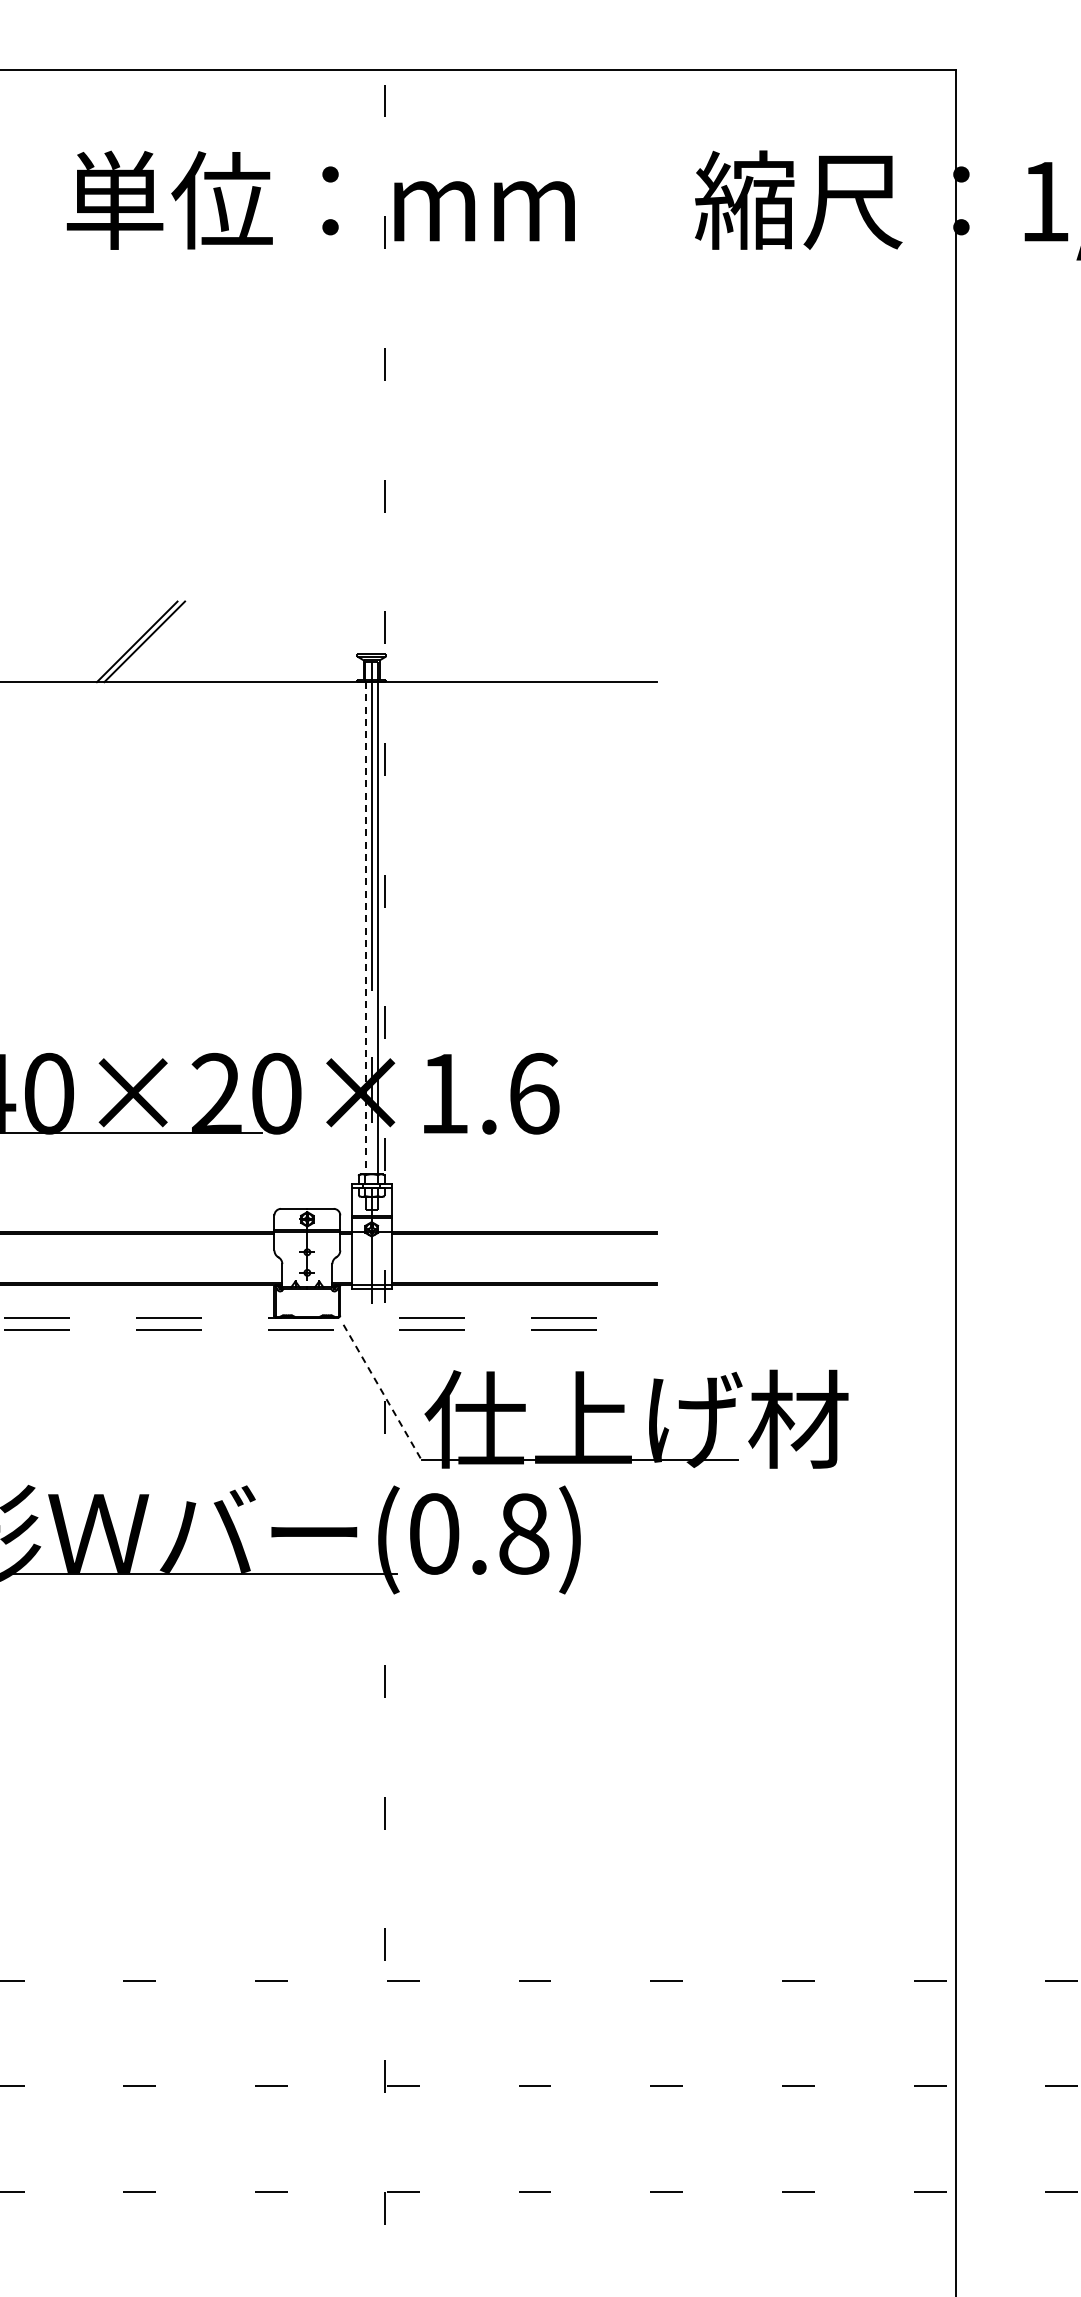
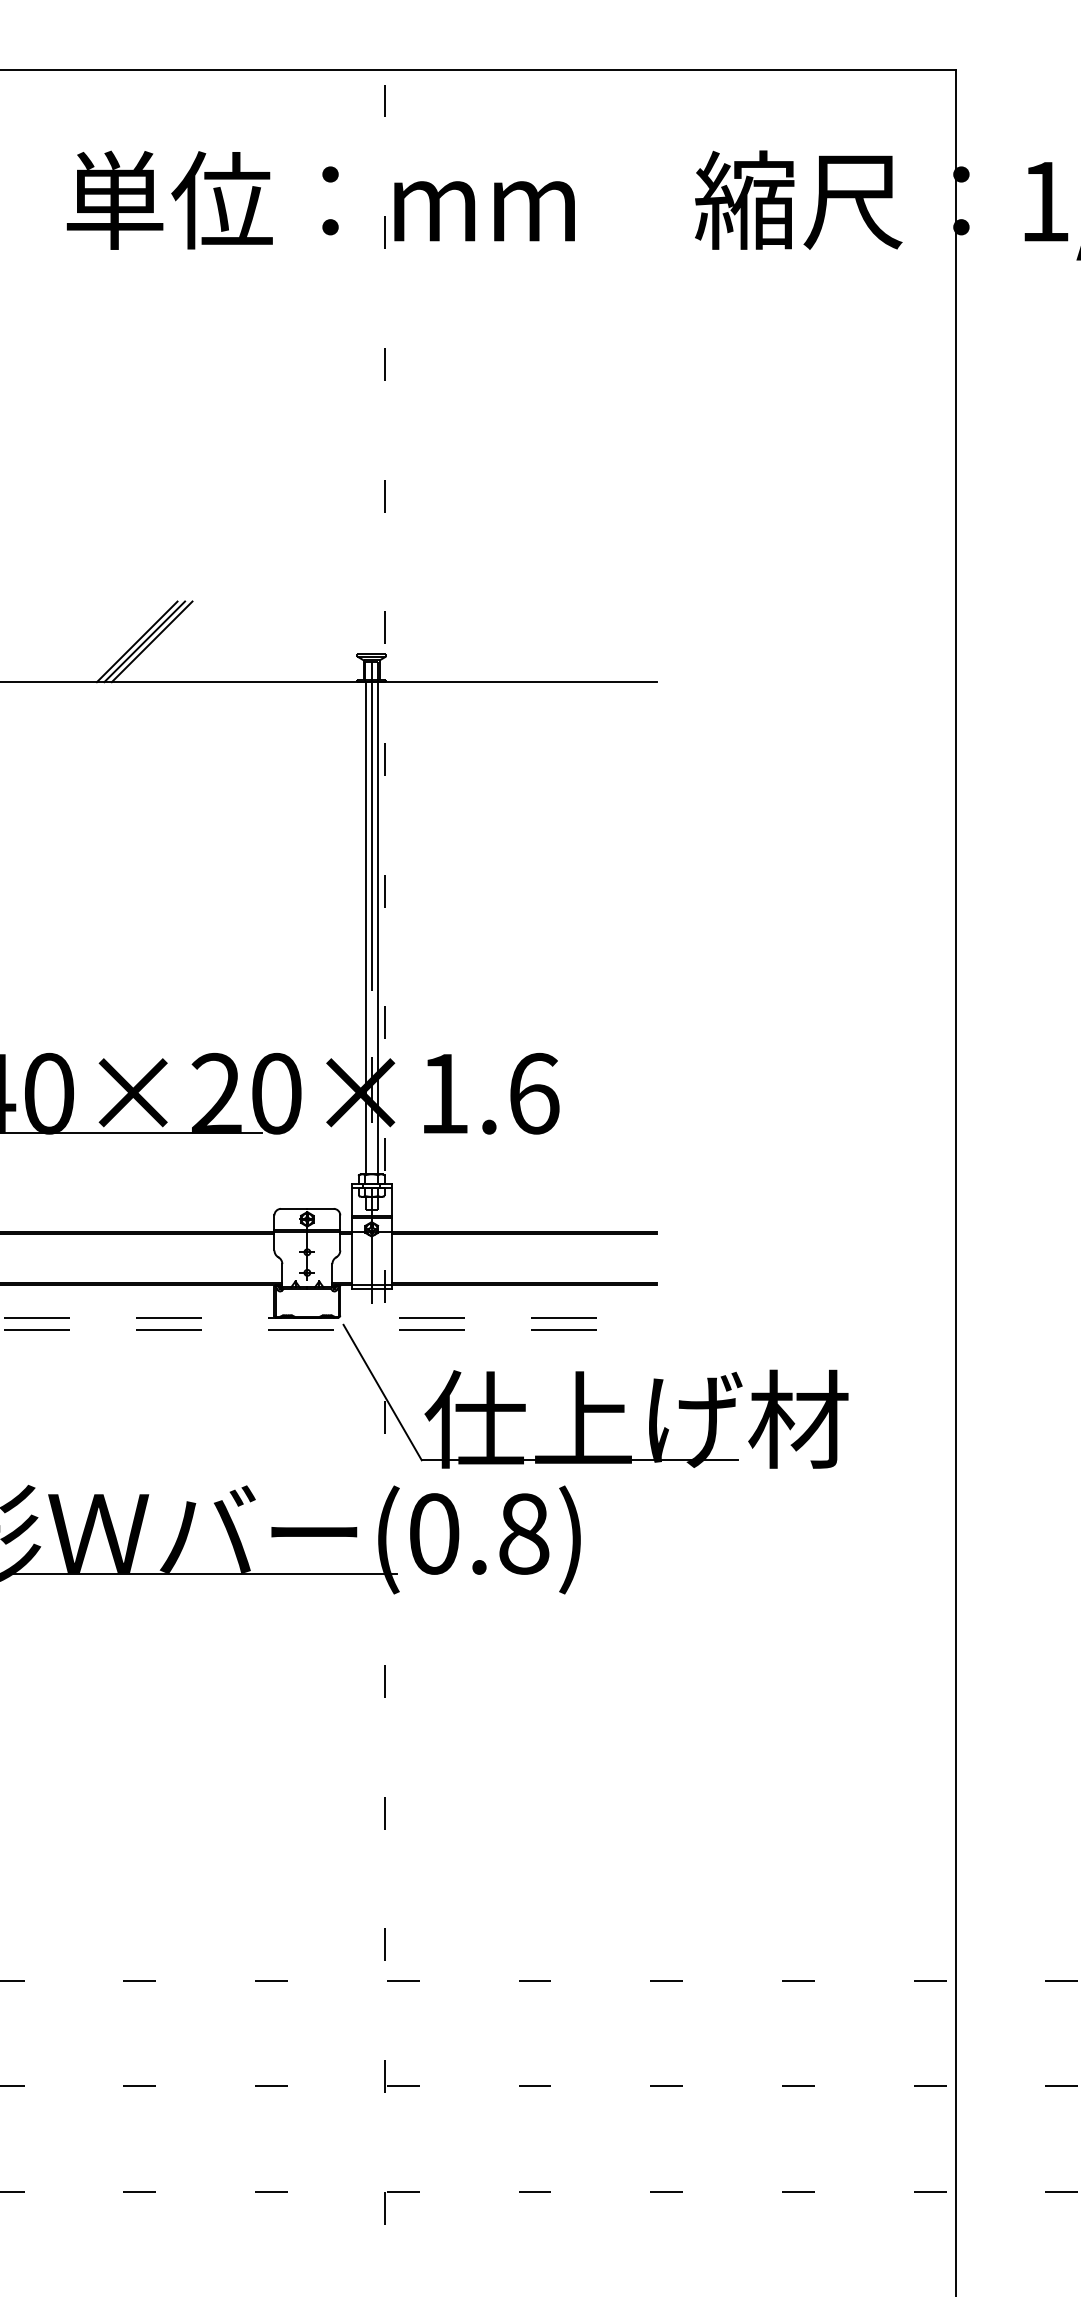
line: none -> present (151, 641)
line: dashed -> solid (365, 928)
line: dashed -> solid (382, 1393)
